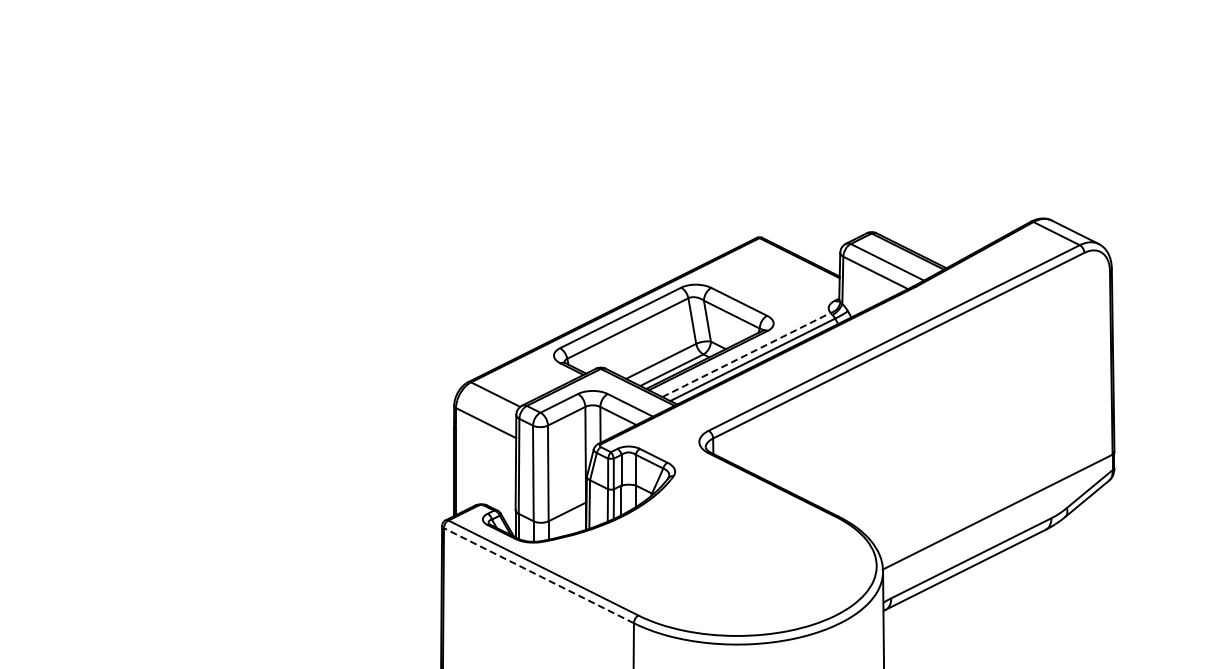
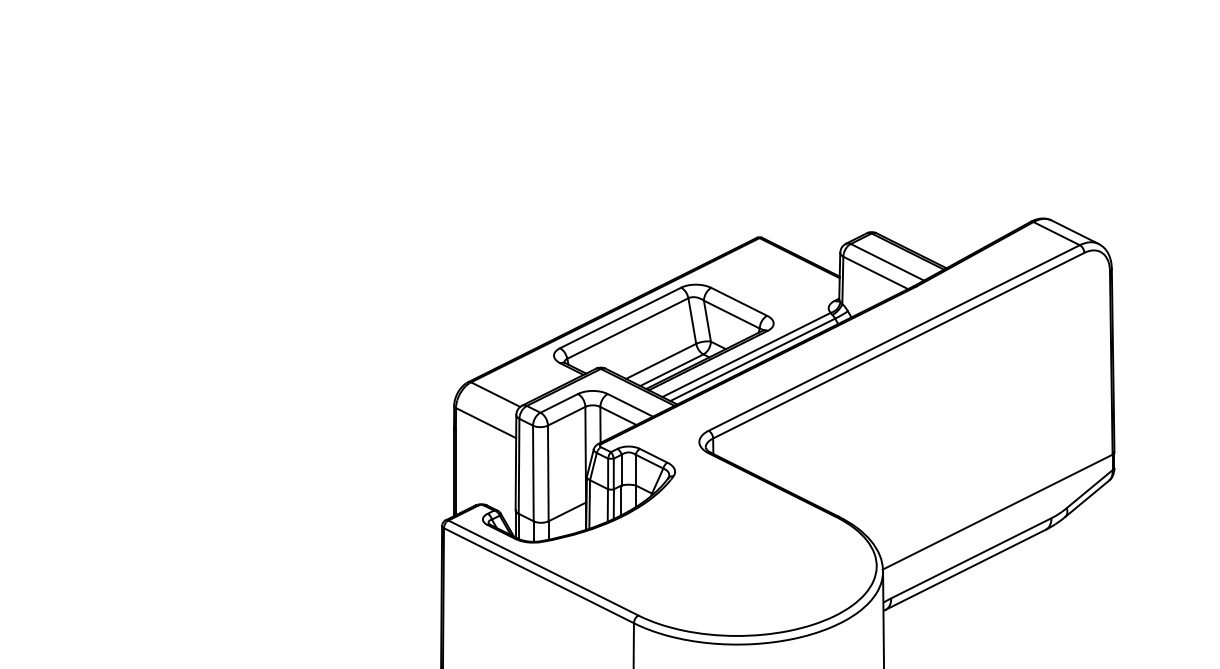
line: dashed -> solid (747, 354)
line: dashed -> solid (538, 575)
